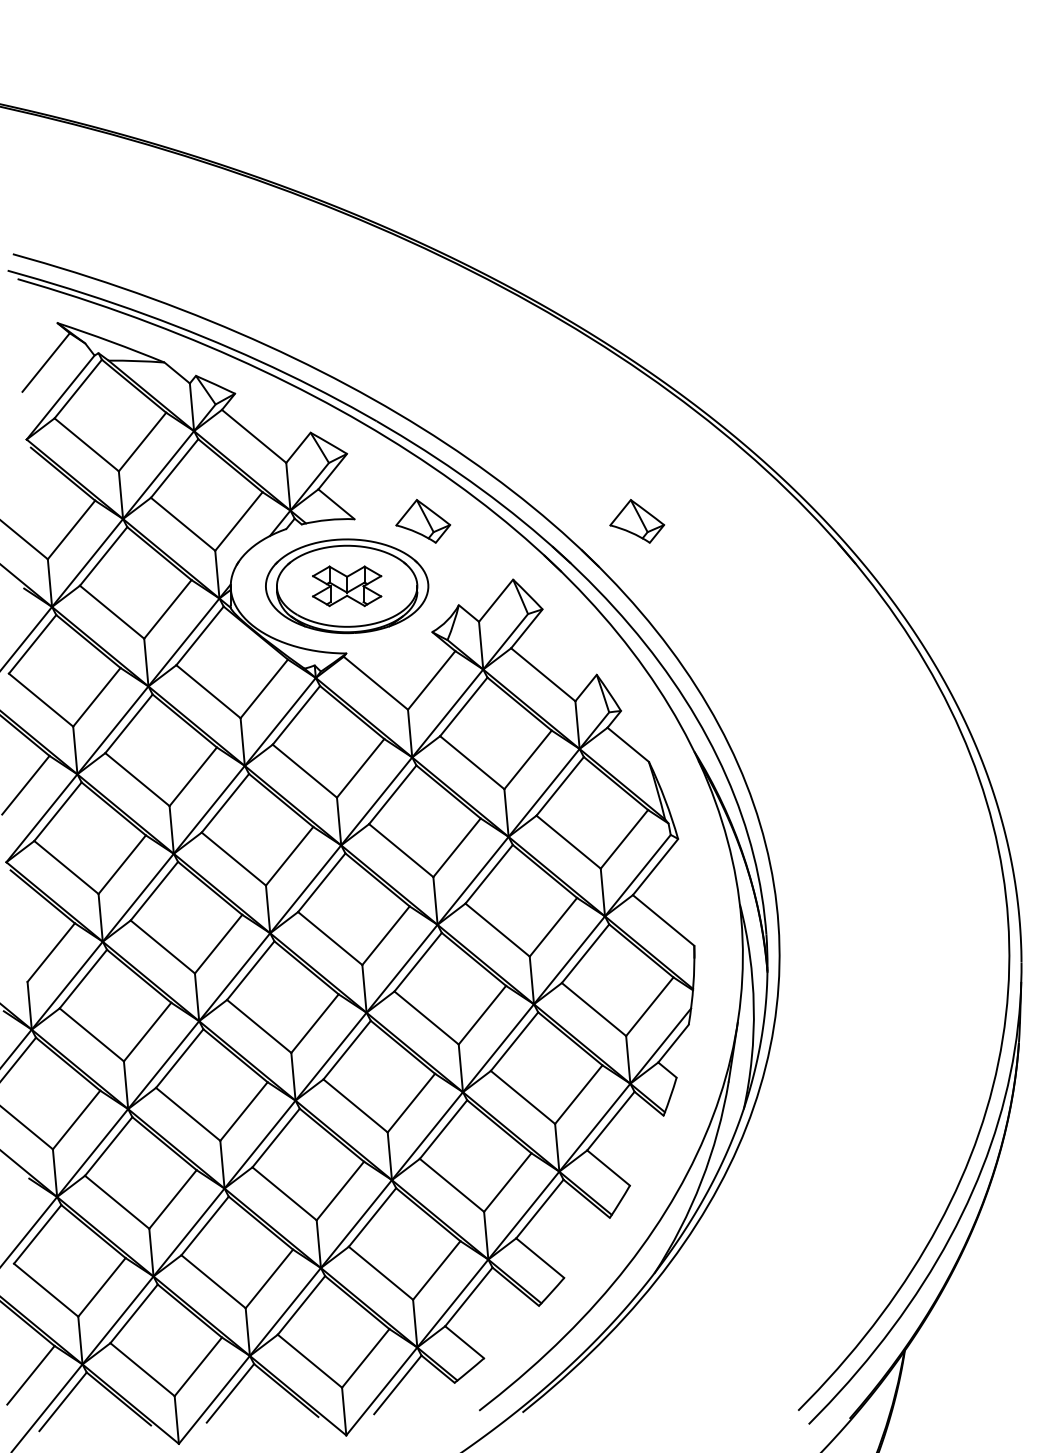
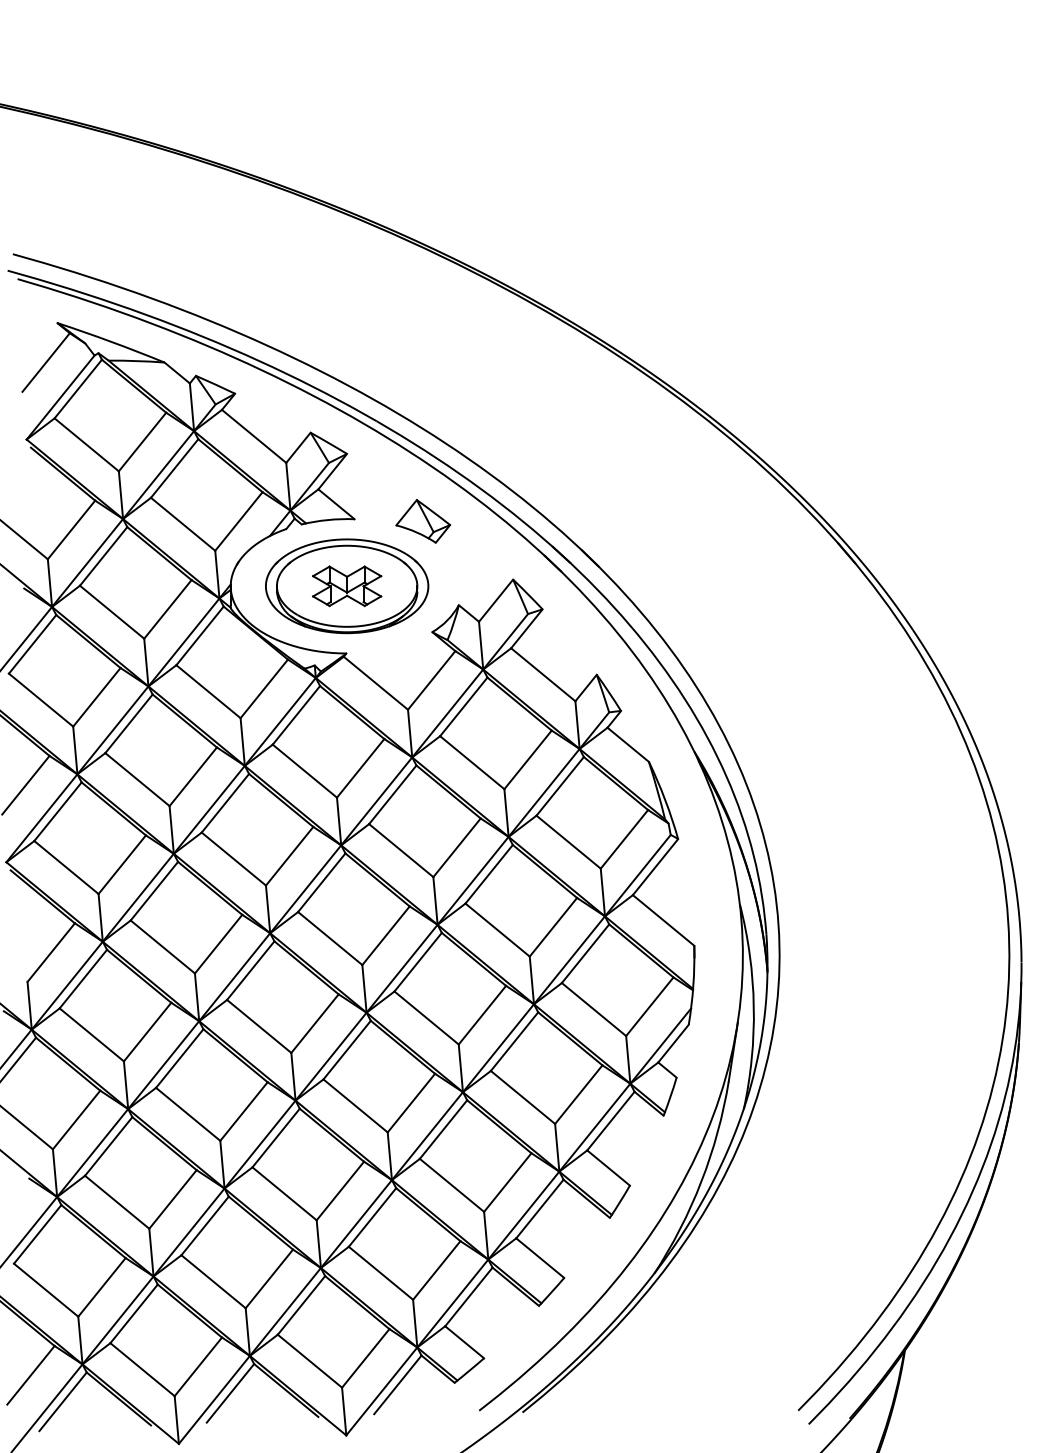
part: present -> none (637, 521)
